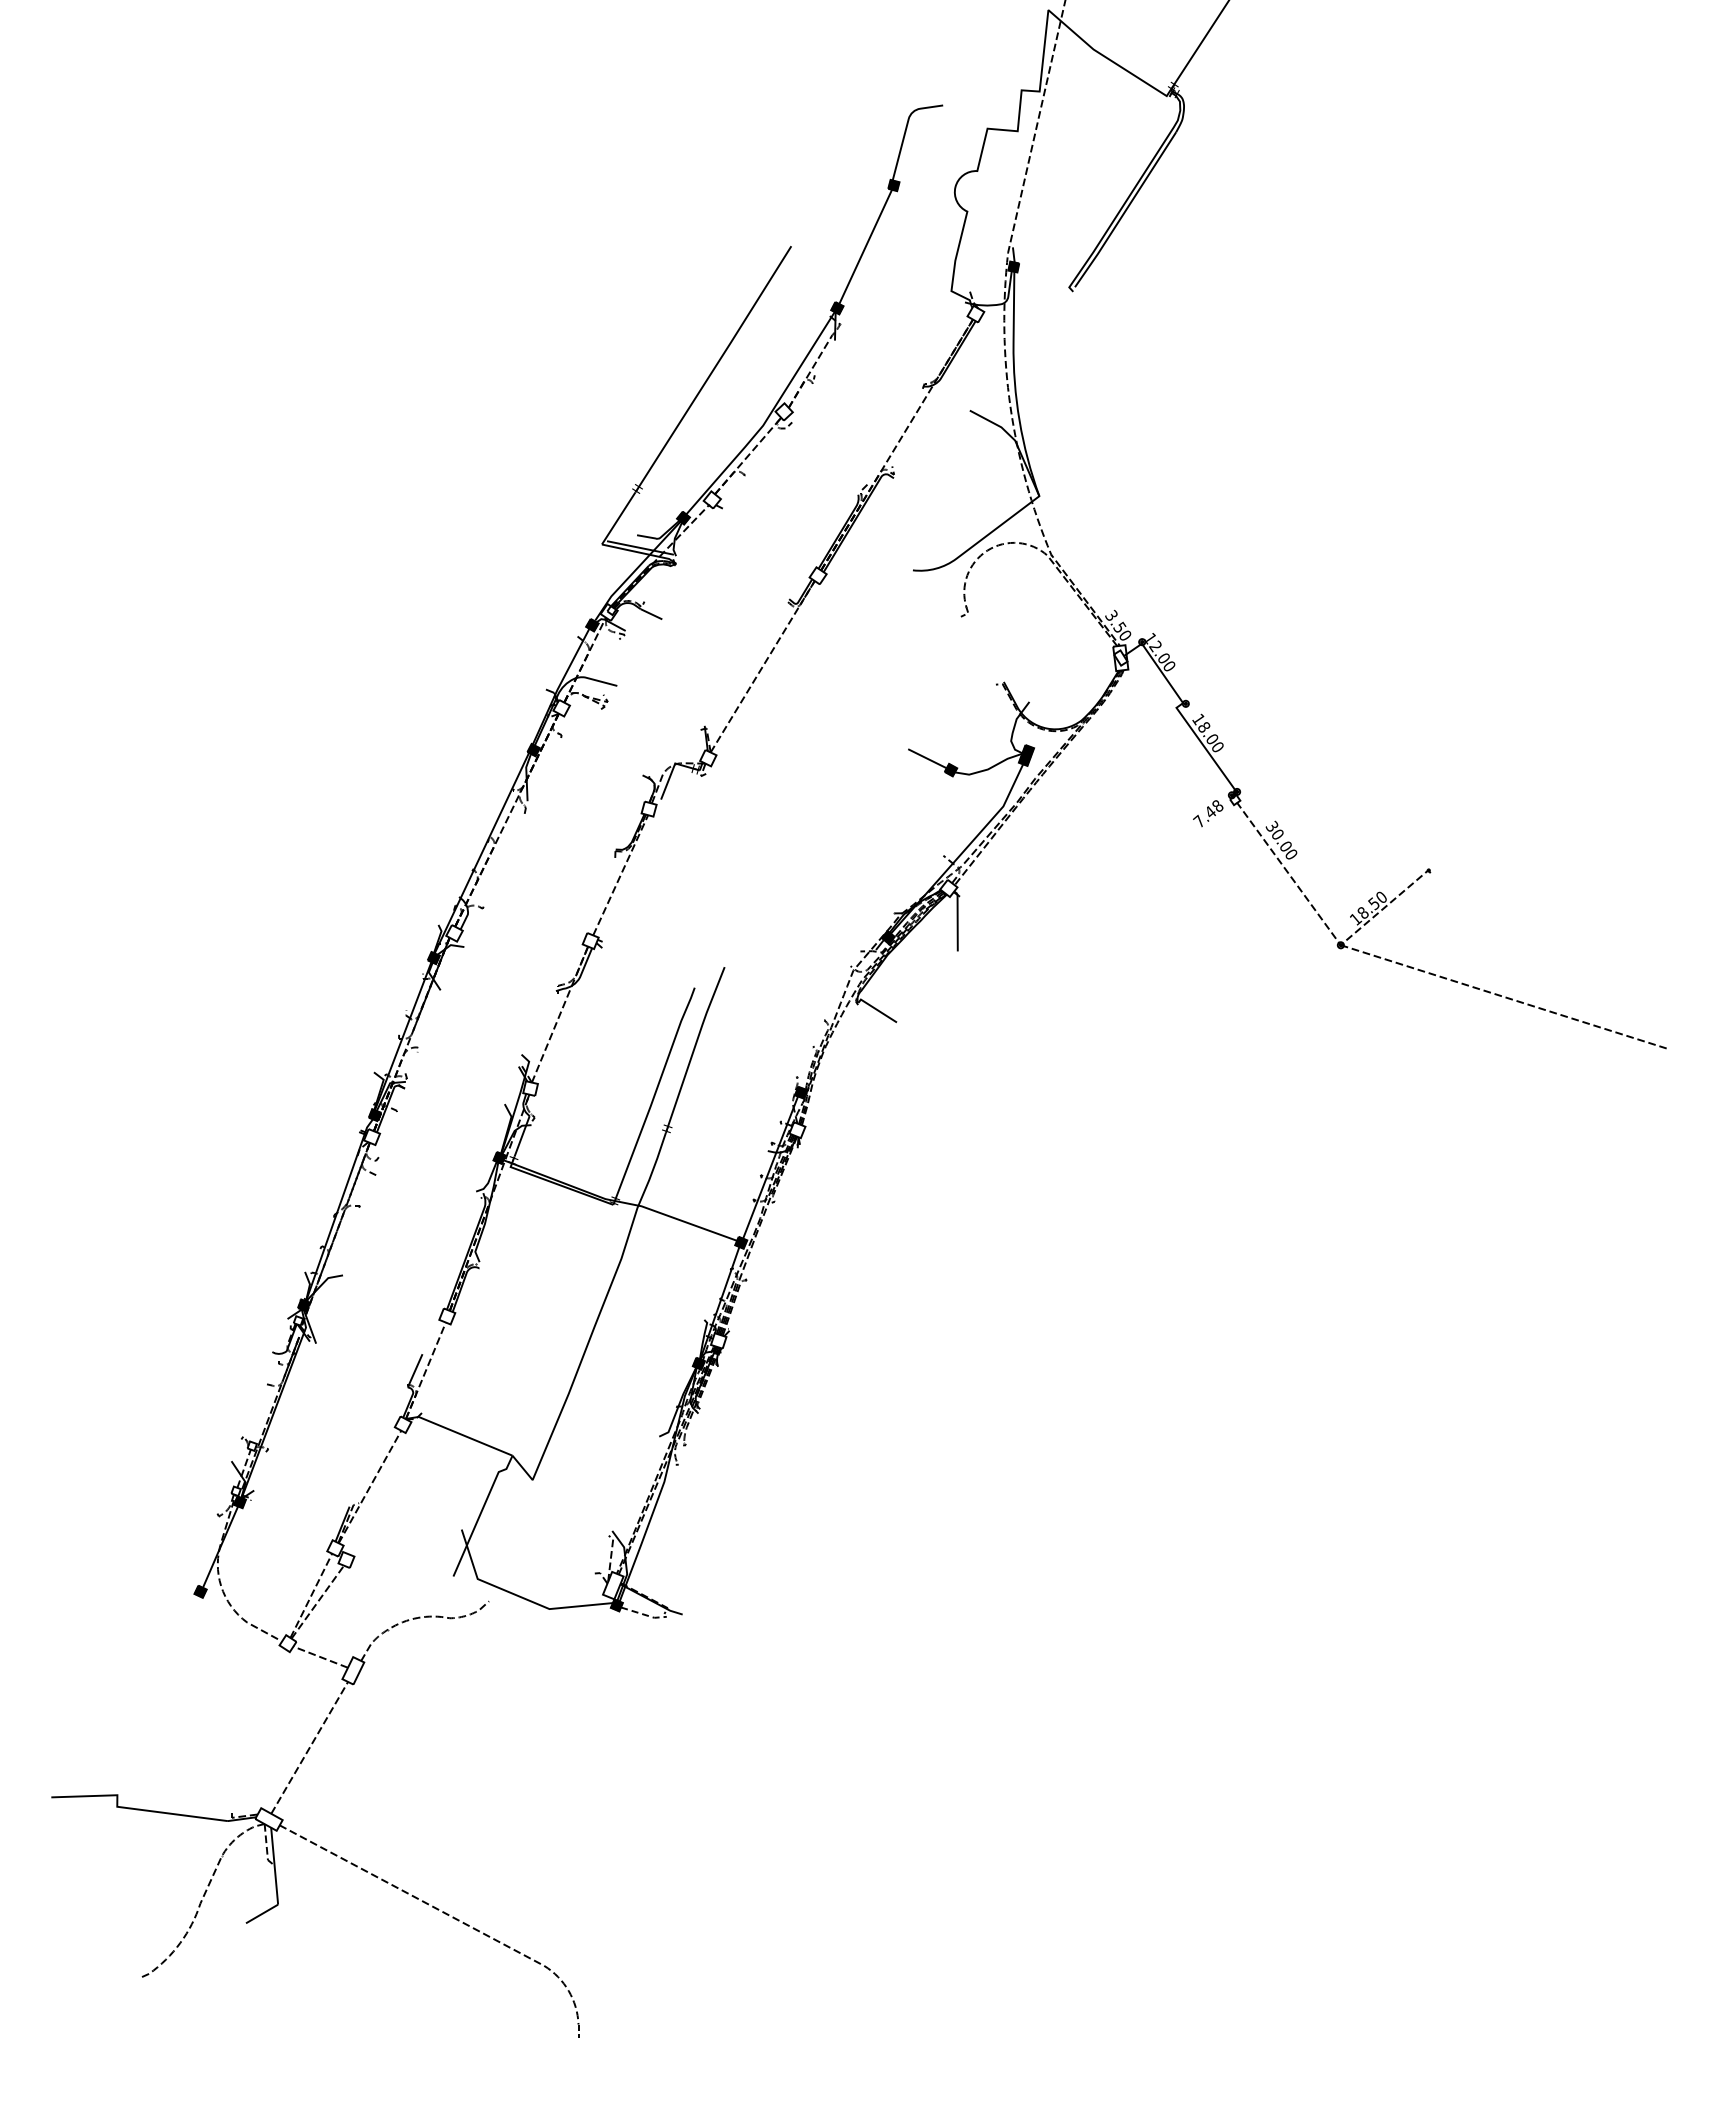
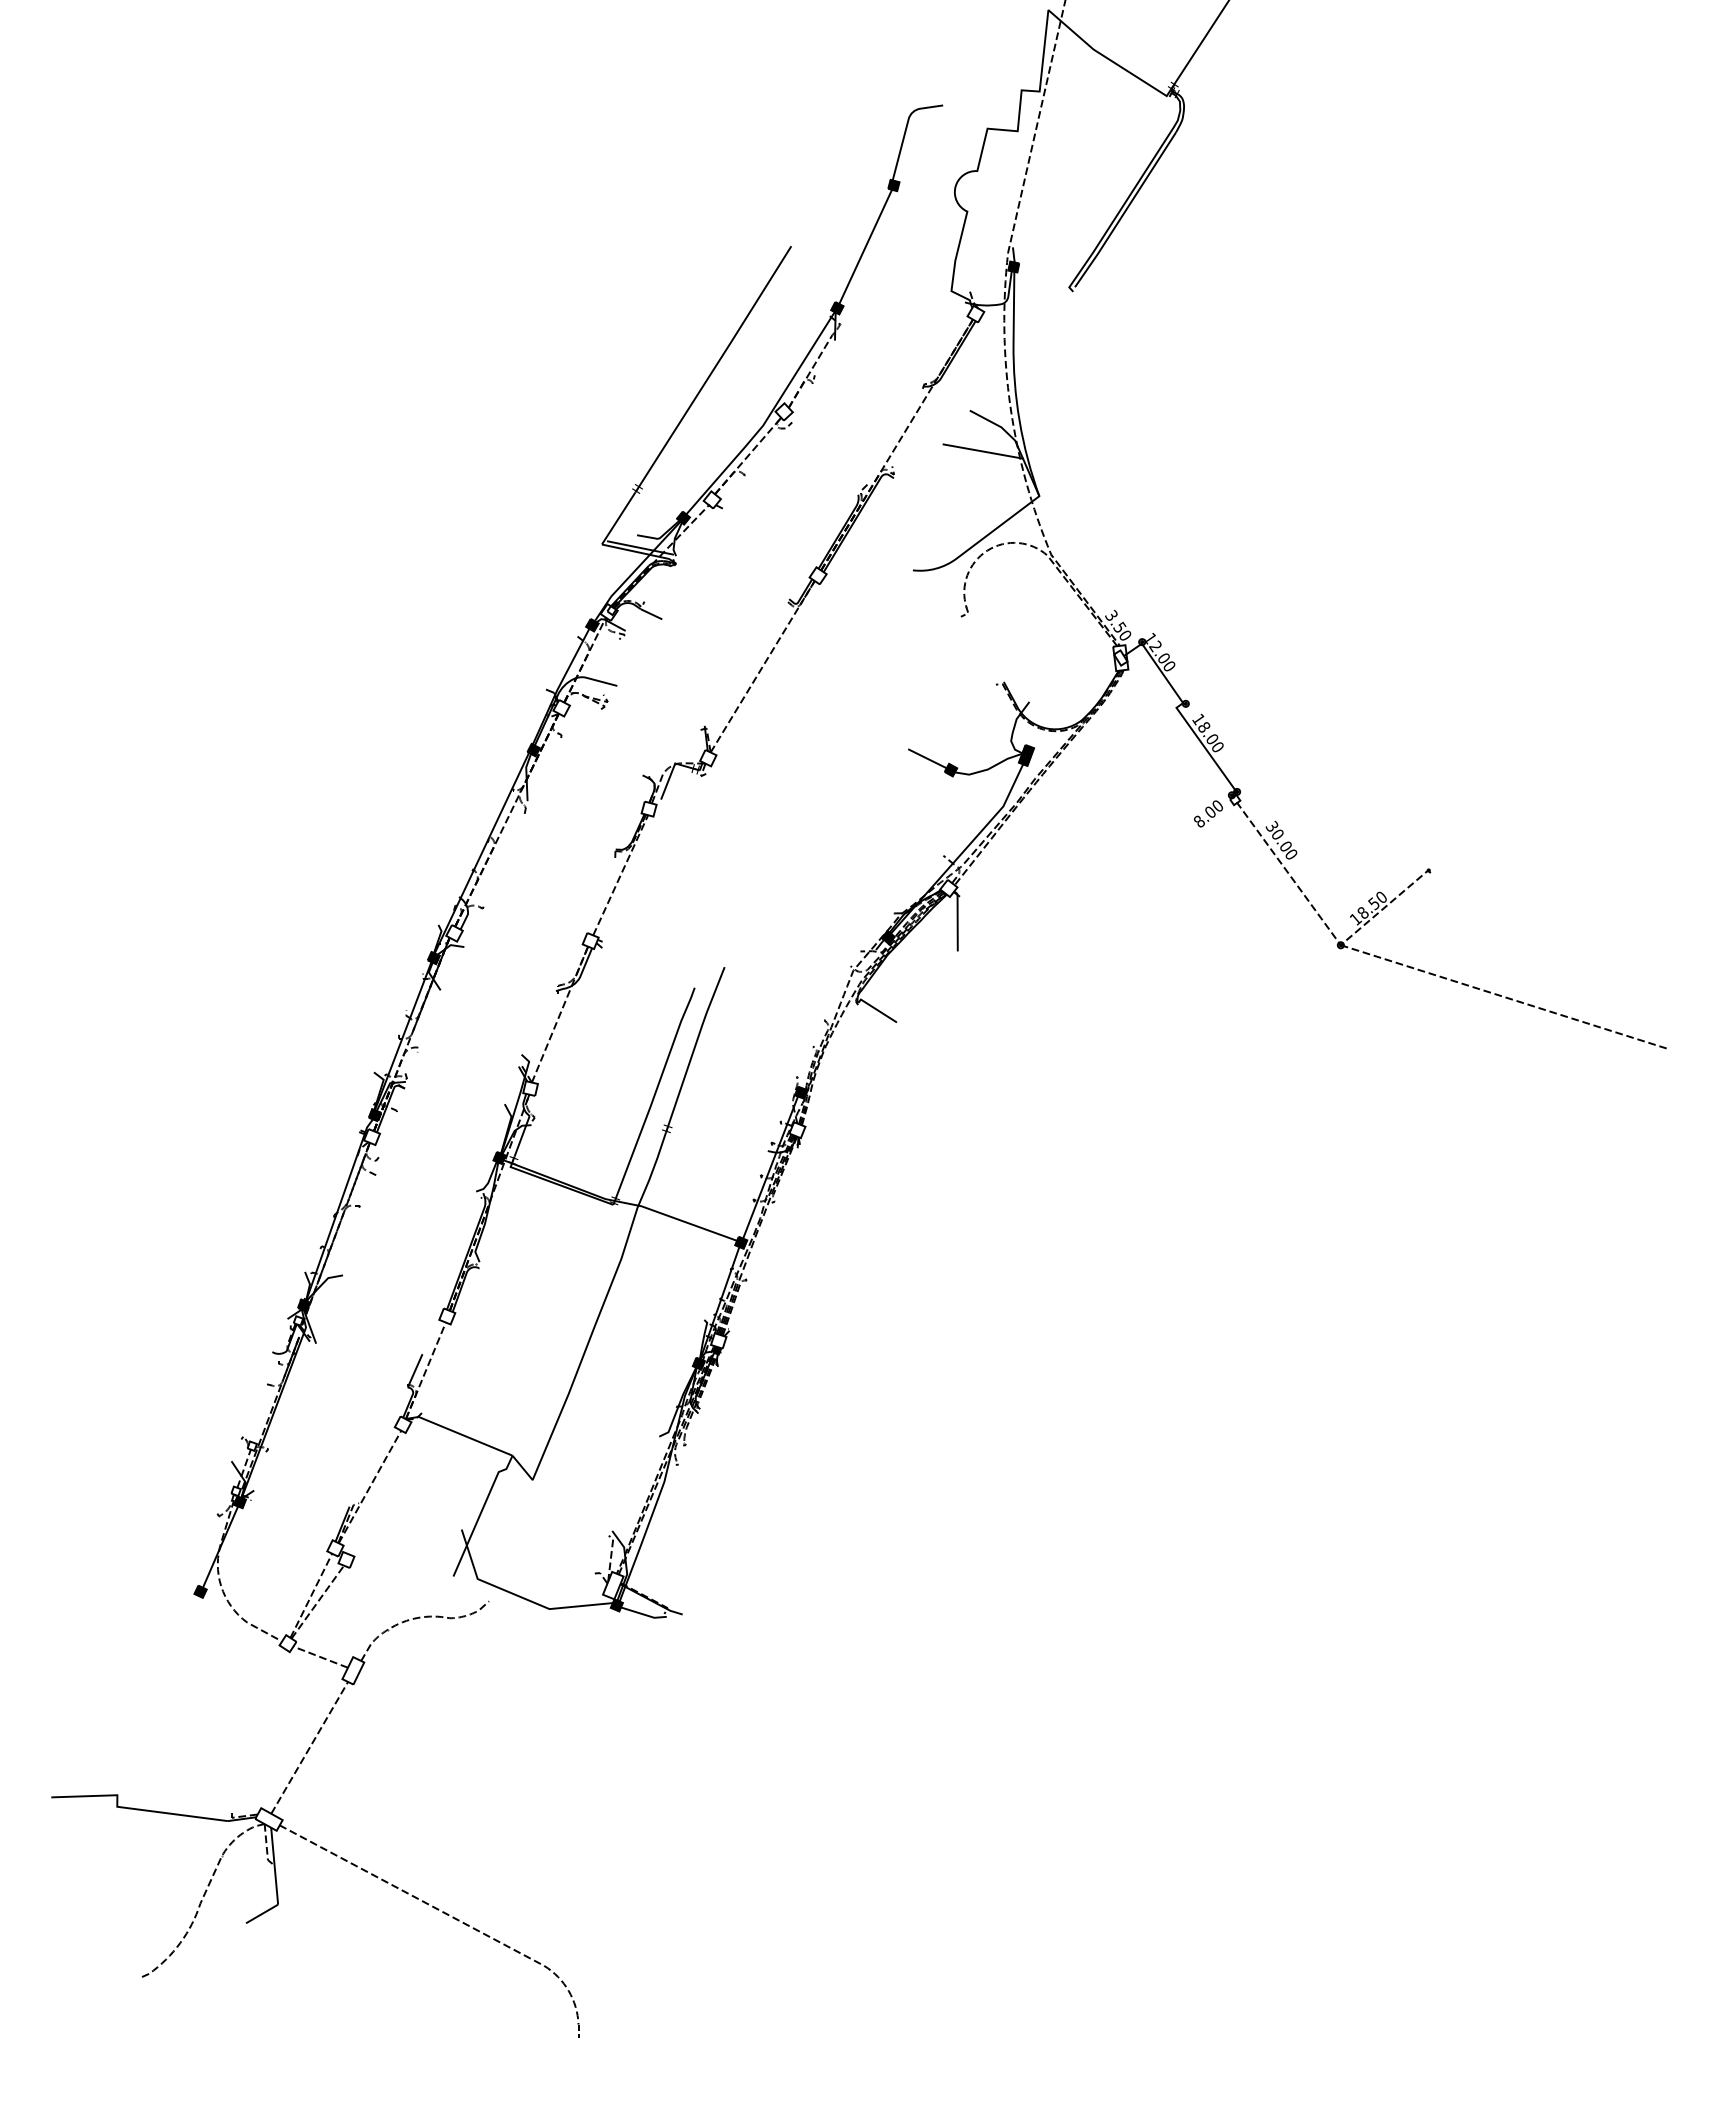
line: none -> present (982, 451)
text: 7.48 -> 8.00 (1208, 813)
line: dashed -> solid (644, 1614)
